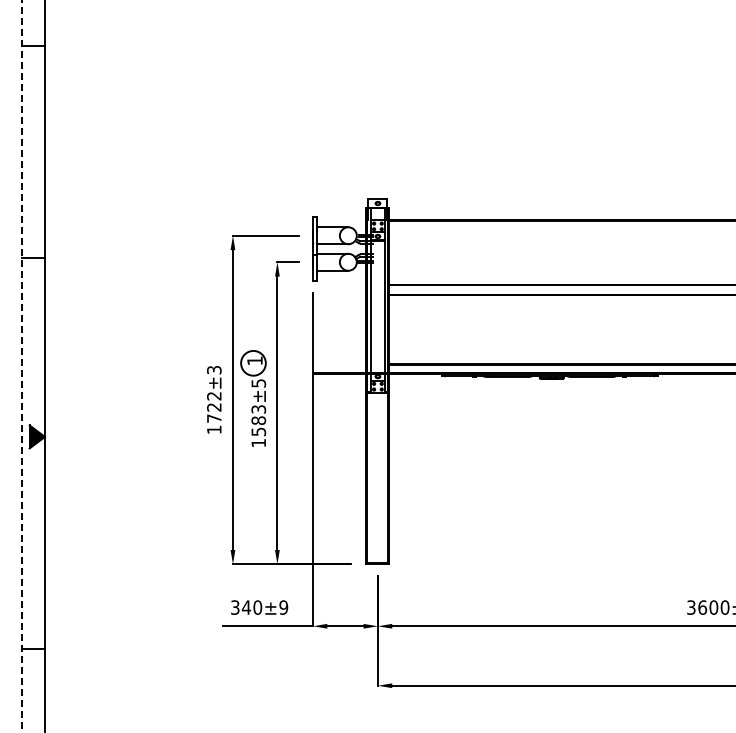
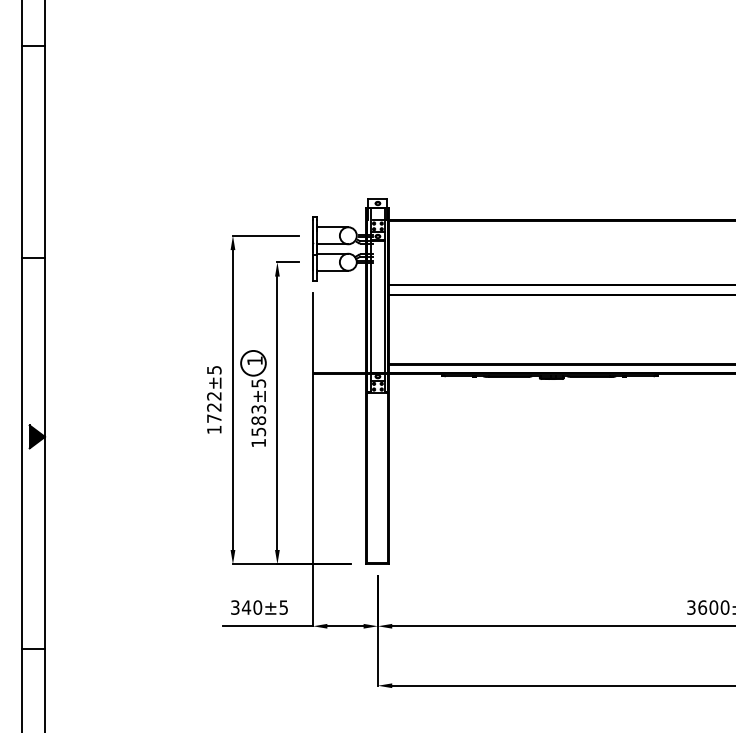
line: dashed -> solid (22, 366)
text: 1722±3 -> 1722±5 (213, 369)
text: 340±9 -> 340±5 (283, 607)
